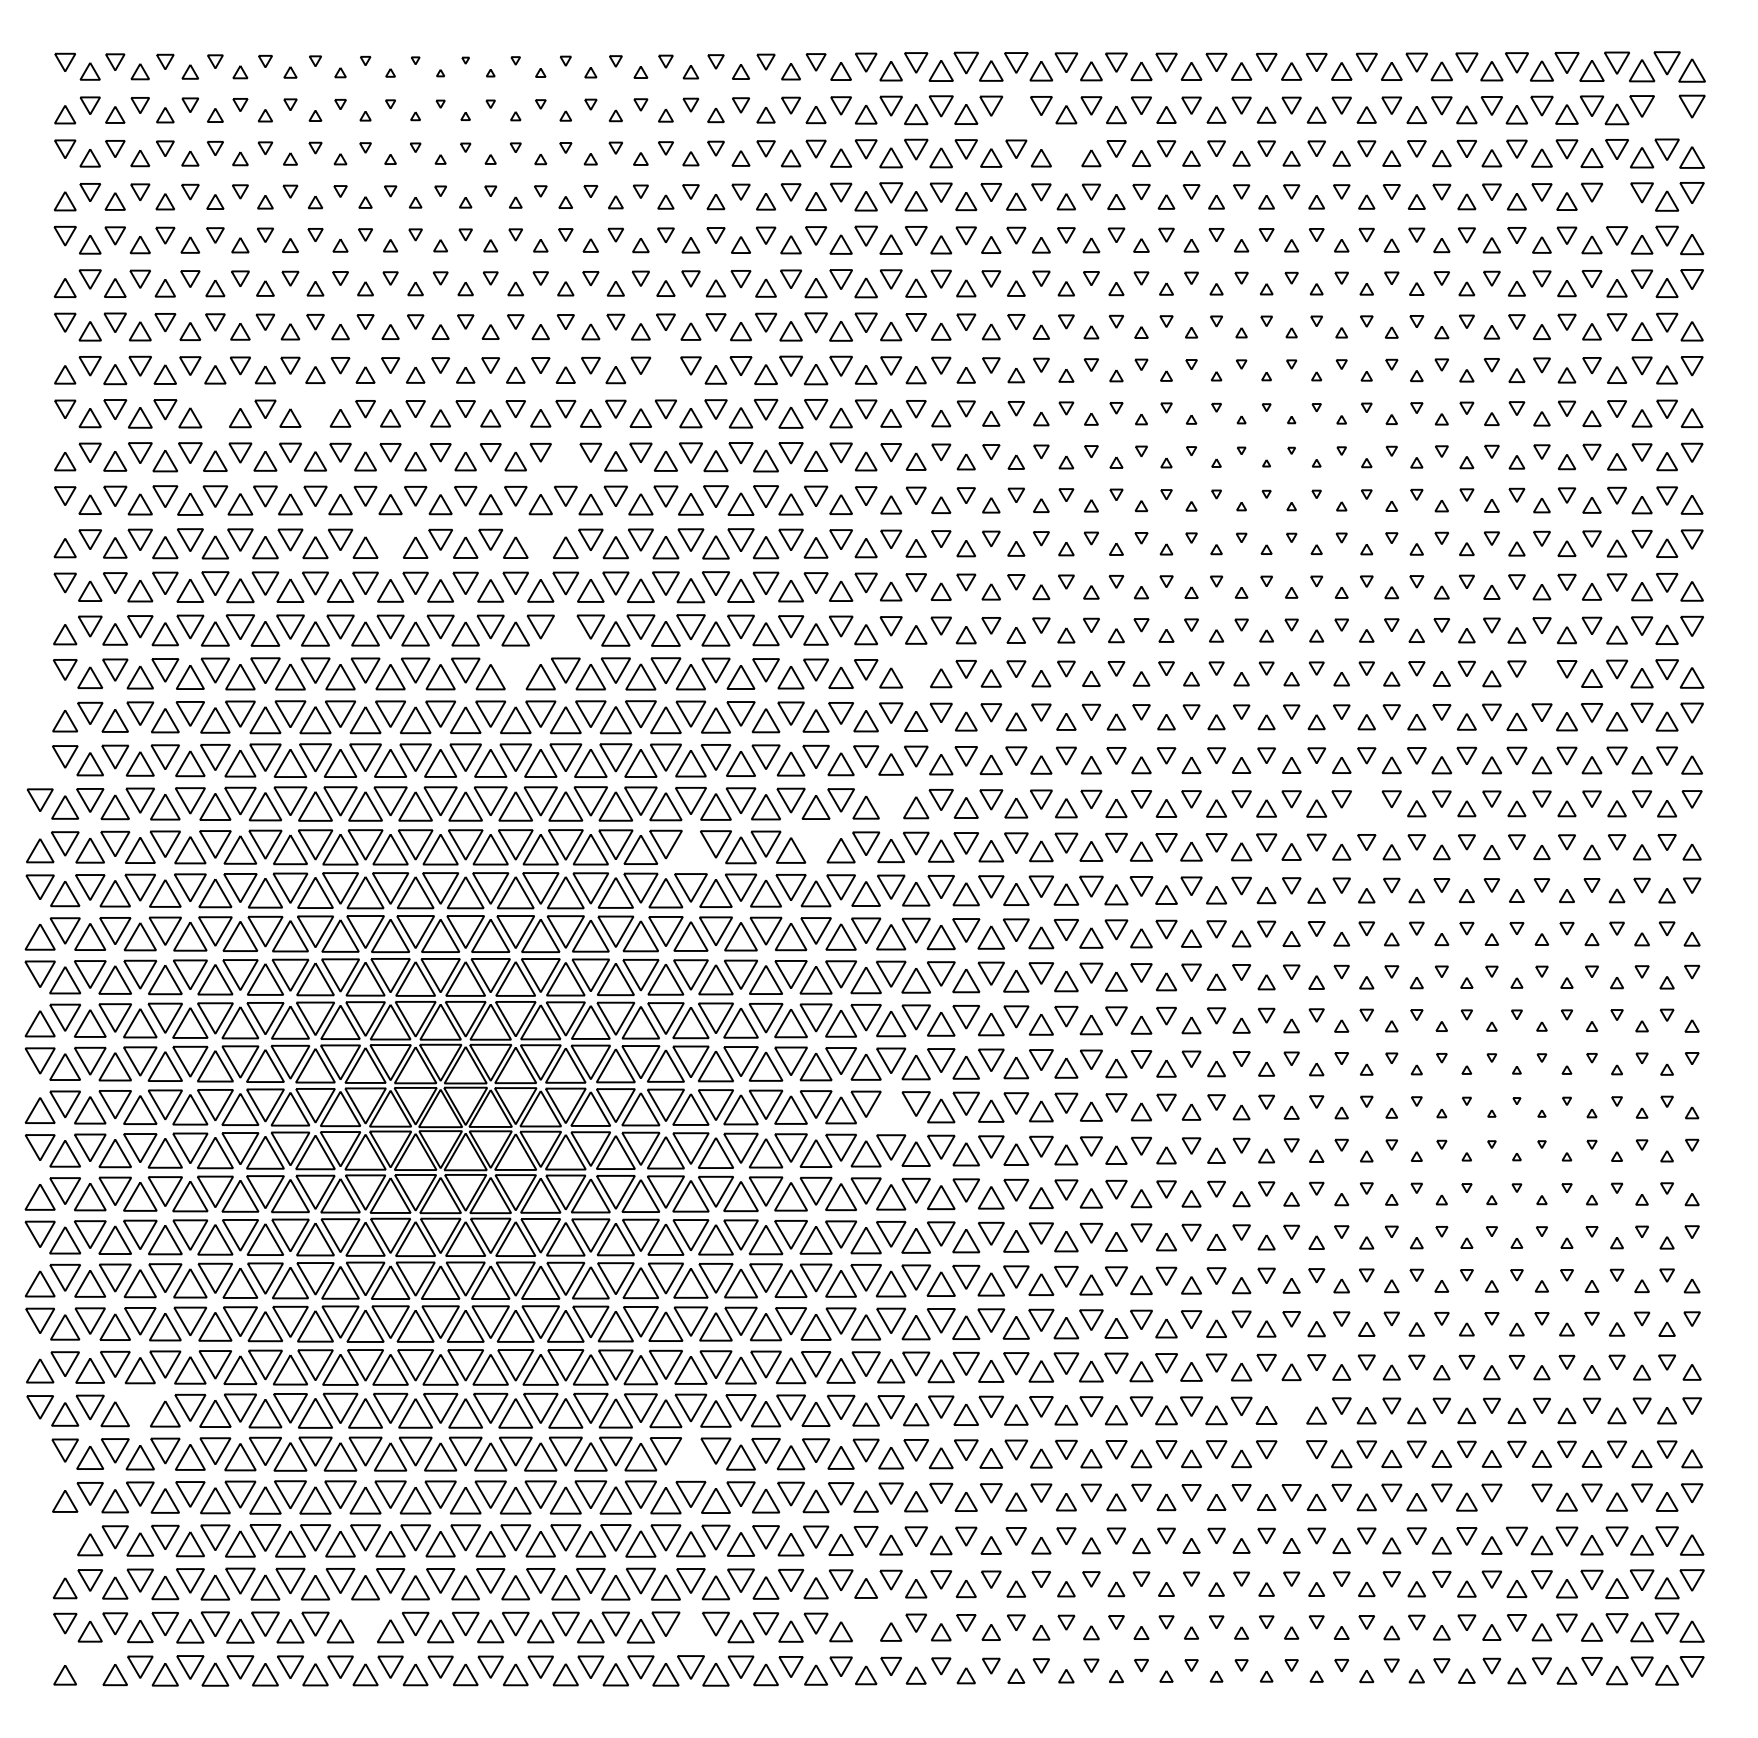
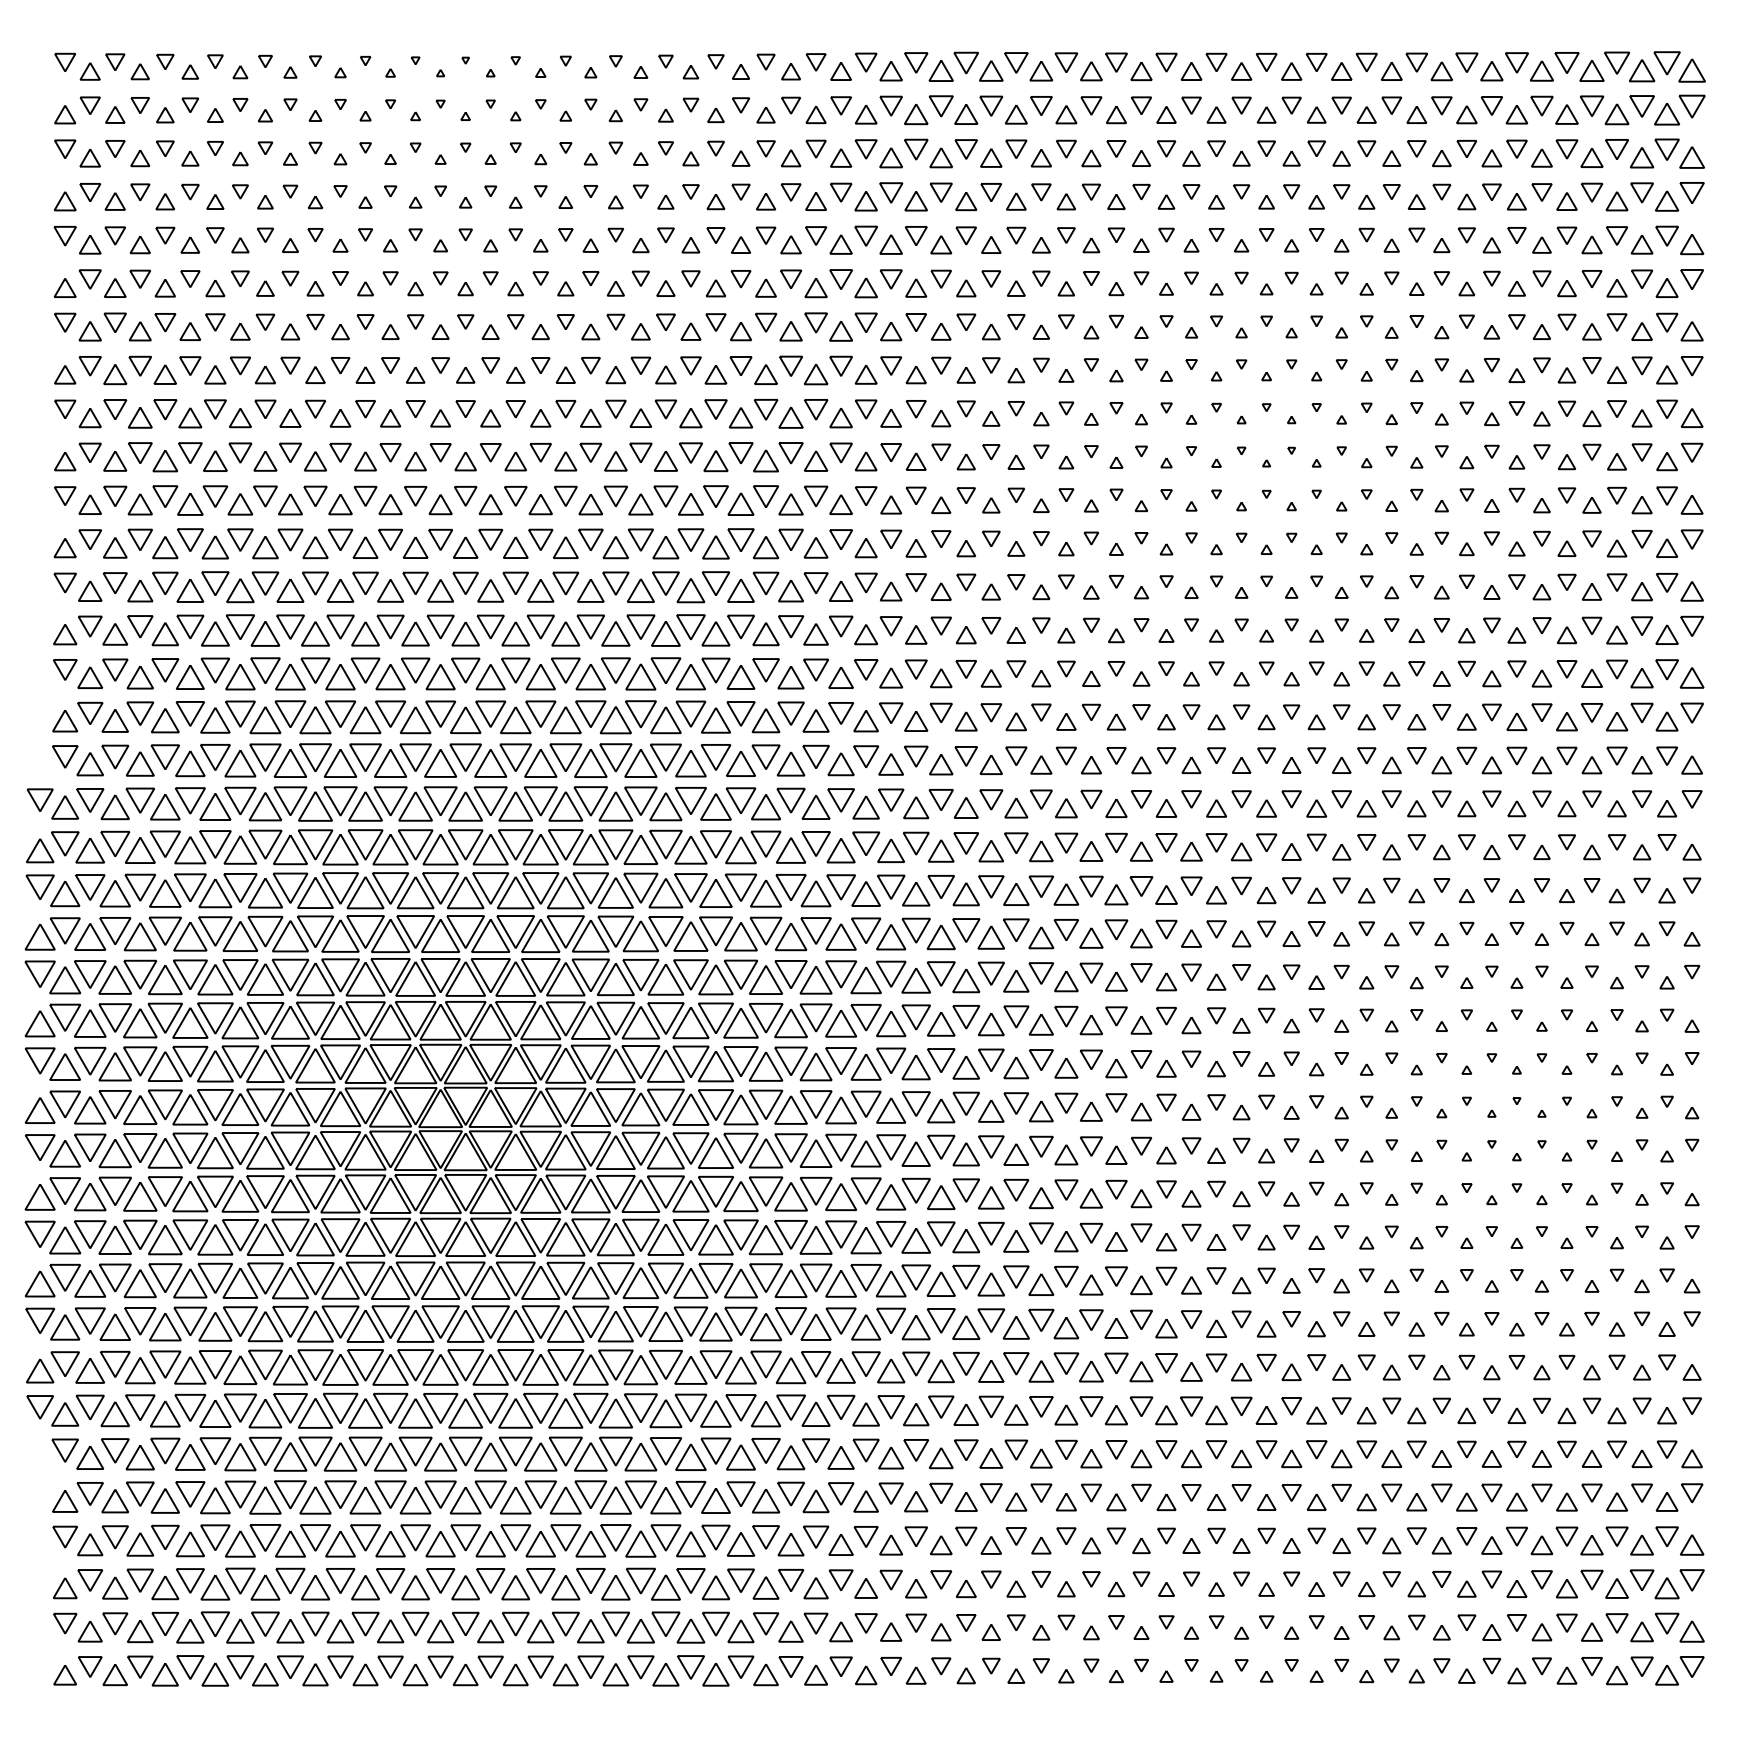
part: none -> present (1015, 114)
part: none -> present (1666, 114)
part: none -> present (1066, 148)
part: none -> present (1616, 201)
part: none -> present (665, 374)
part: none -> present (315, 408)
part: none -> present (215, 409)
part: none -> present (565, 461)
part: none -> present (390, 539)
part: none -> present (540, 539)
part: none -> present (565, 633)
part: none -> present (916, 669)
part: none -> present (515, 670)
part: none -> present (1541, 678)
part: none -> present (891, 799)
part: none -> present (1366, 808)
part: none -> present (815, 843)
part: none -> present (690, 850)
part: none -> present (891, 1110)
part: none -> present (1291, 1406)
part: none -> present (140, 1407)
part: none -> present (690, 1456)
part: none -> present (1291, 1458)
part: none -> present (1516, 1501)
part: none -> present (64, 1536)
part: none -> present (365, 1623)
part: none -> present (865, 1623)
part: none -> present (690, 1630)
part: none -> present (90, 1666)
